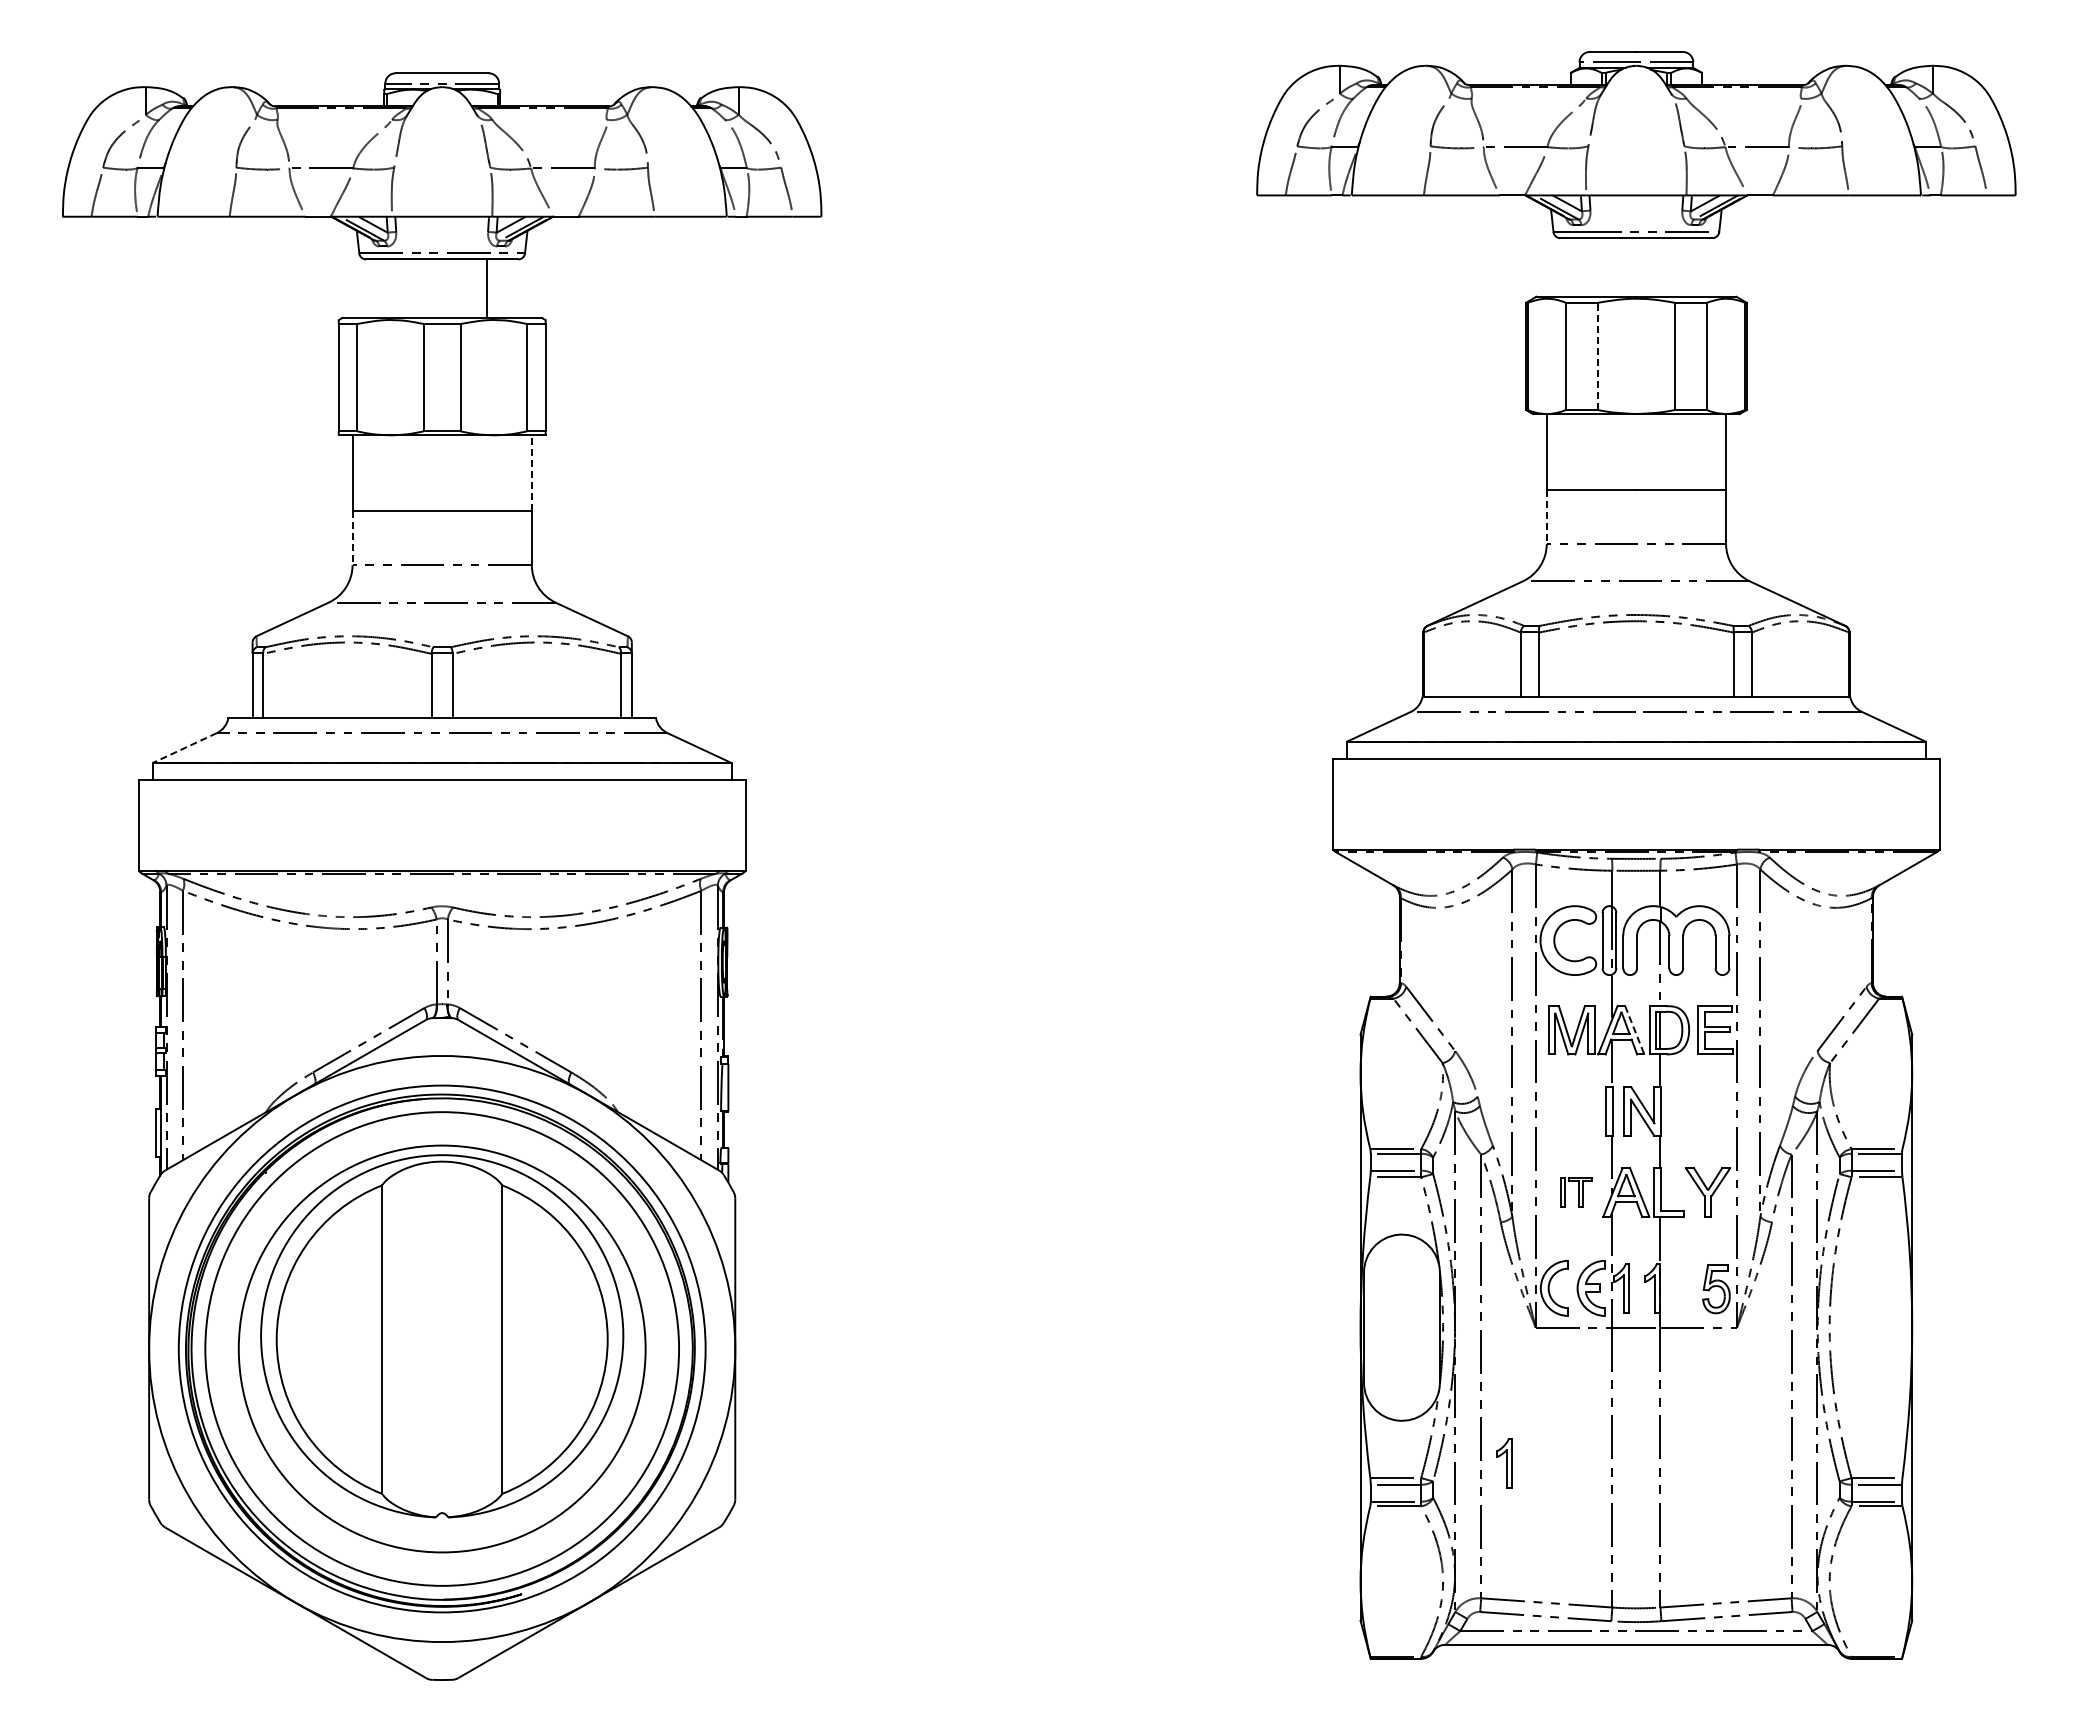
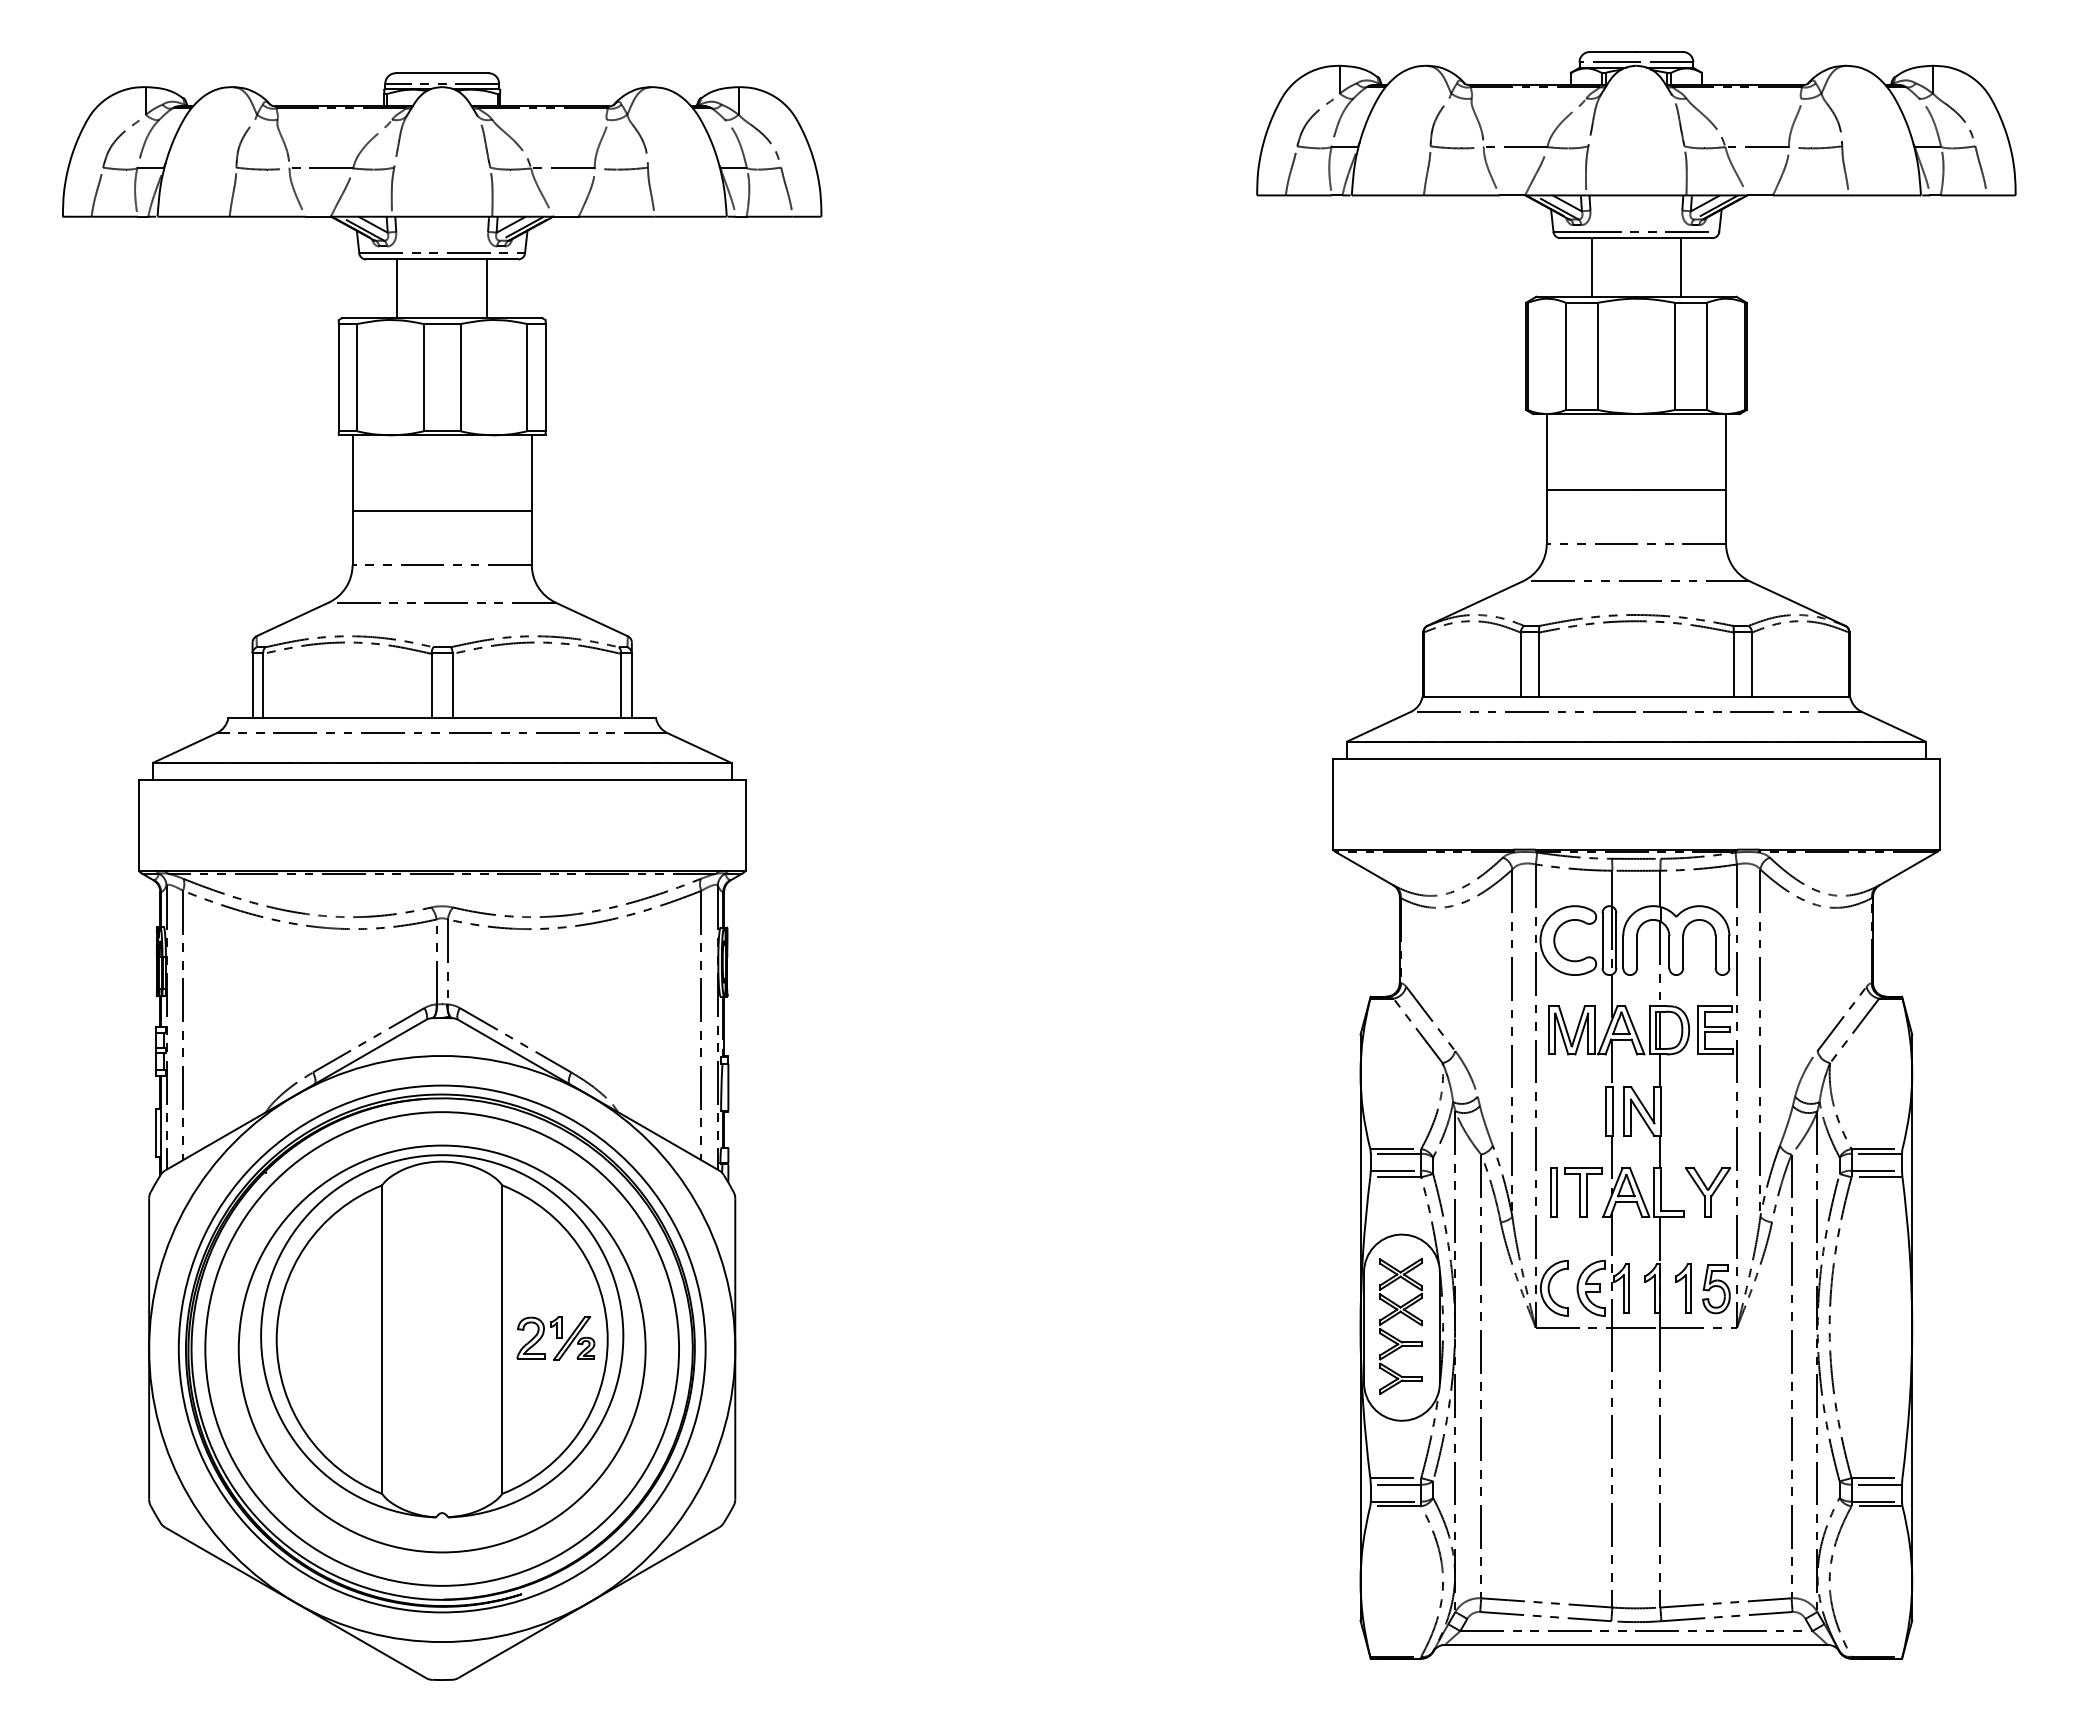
line: none -> present (1591, 267)
line: none -> present (1681, 267)
line: none -> present (397, 288)
line: dashed -> solid (1598, 356)
line: dashed -> solid (531, 473)
line: dashed -> solid (1546, 516)
line: dashed -> solid (352, 538)
line: dashed -> solid (184, 748)
line: dashed -> solid (1634, 1030)
part size: 33x31 px -> 53x51 px (1576, 1192)
part: none -> present (1395, 1316)
part: none -> present (555, 1338)
part position: (1504, 1463) -> (1683, 1288) (1683, 1288)
